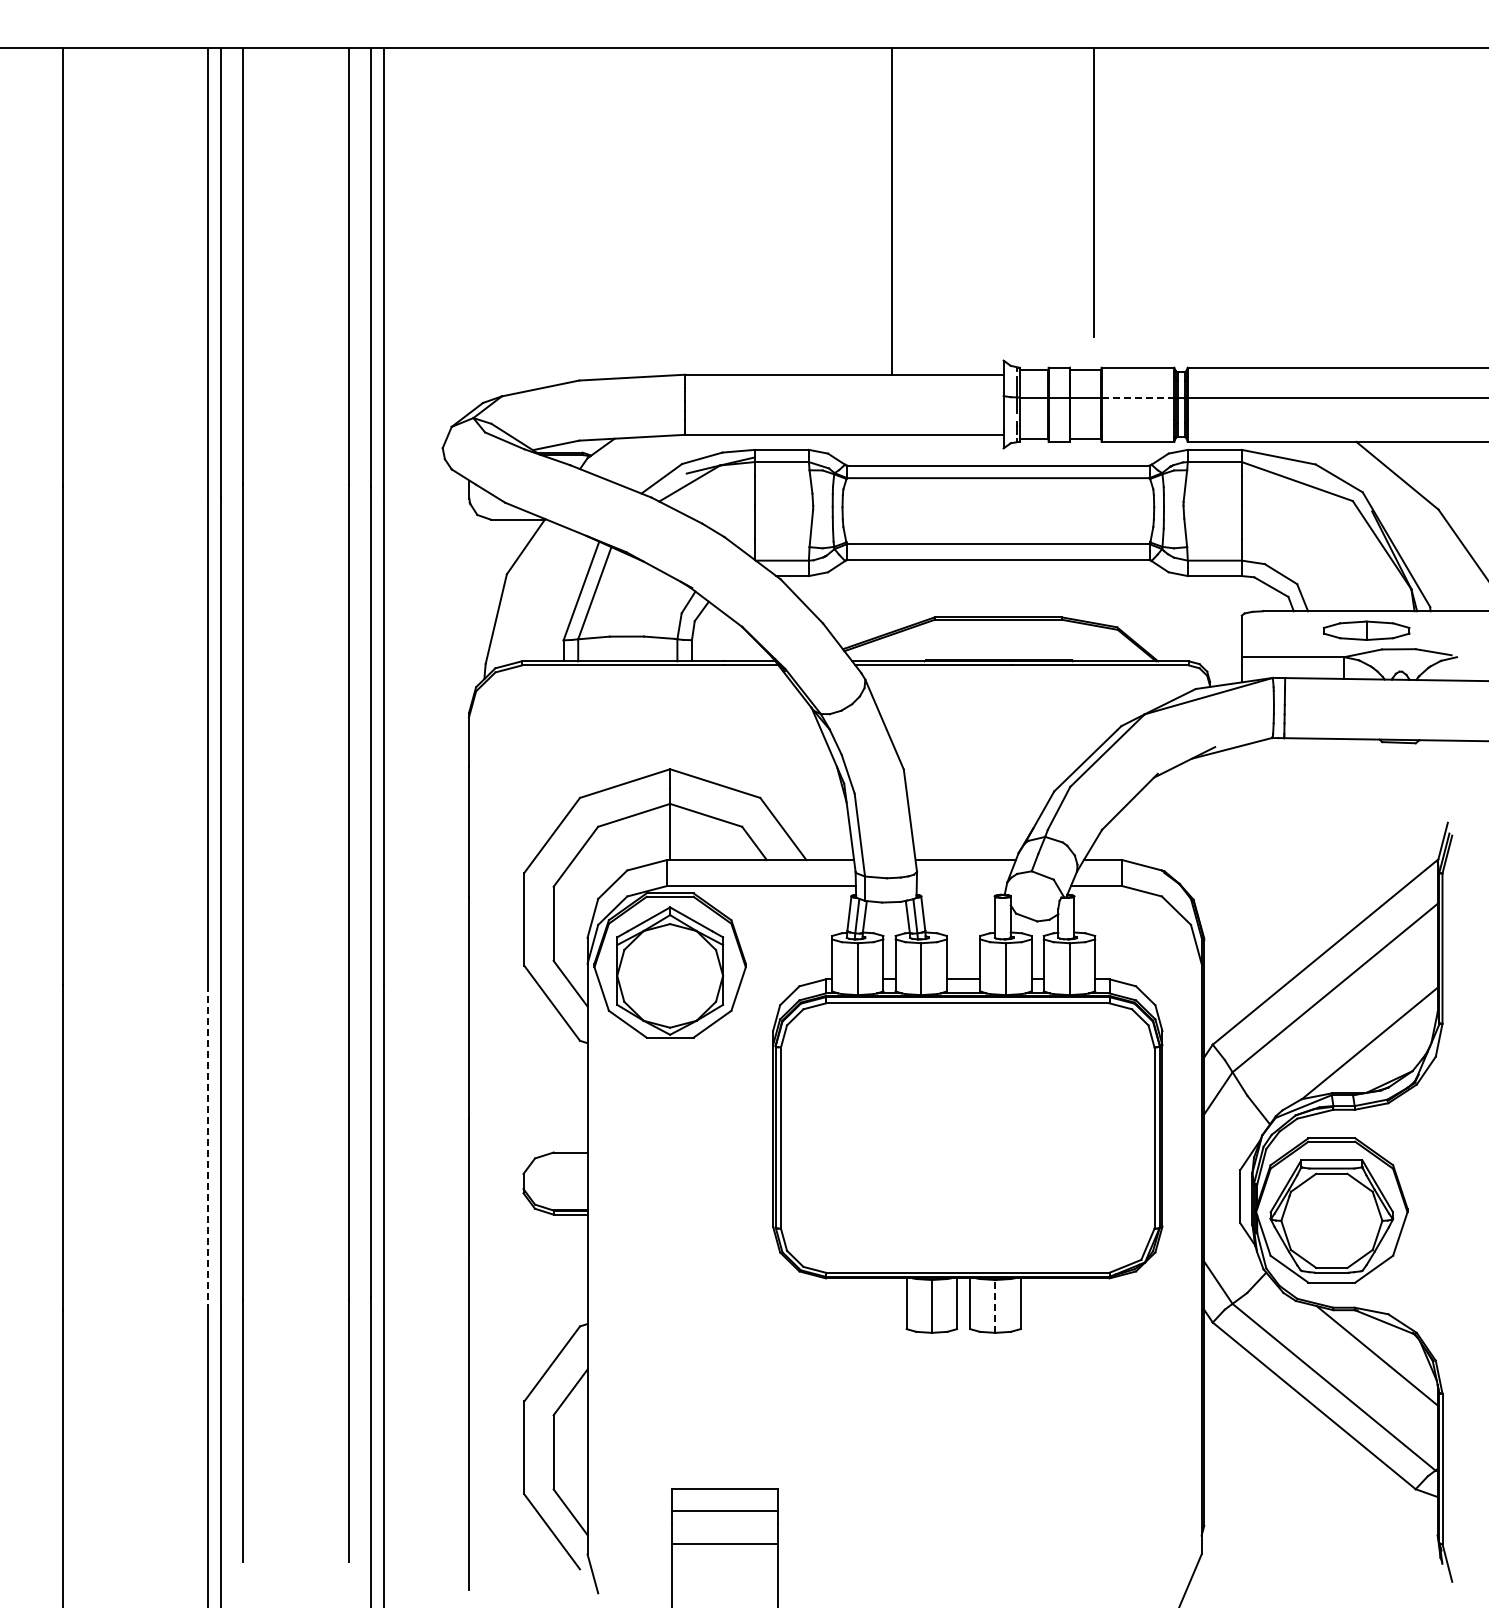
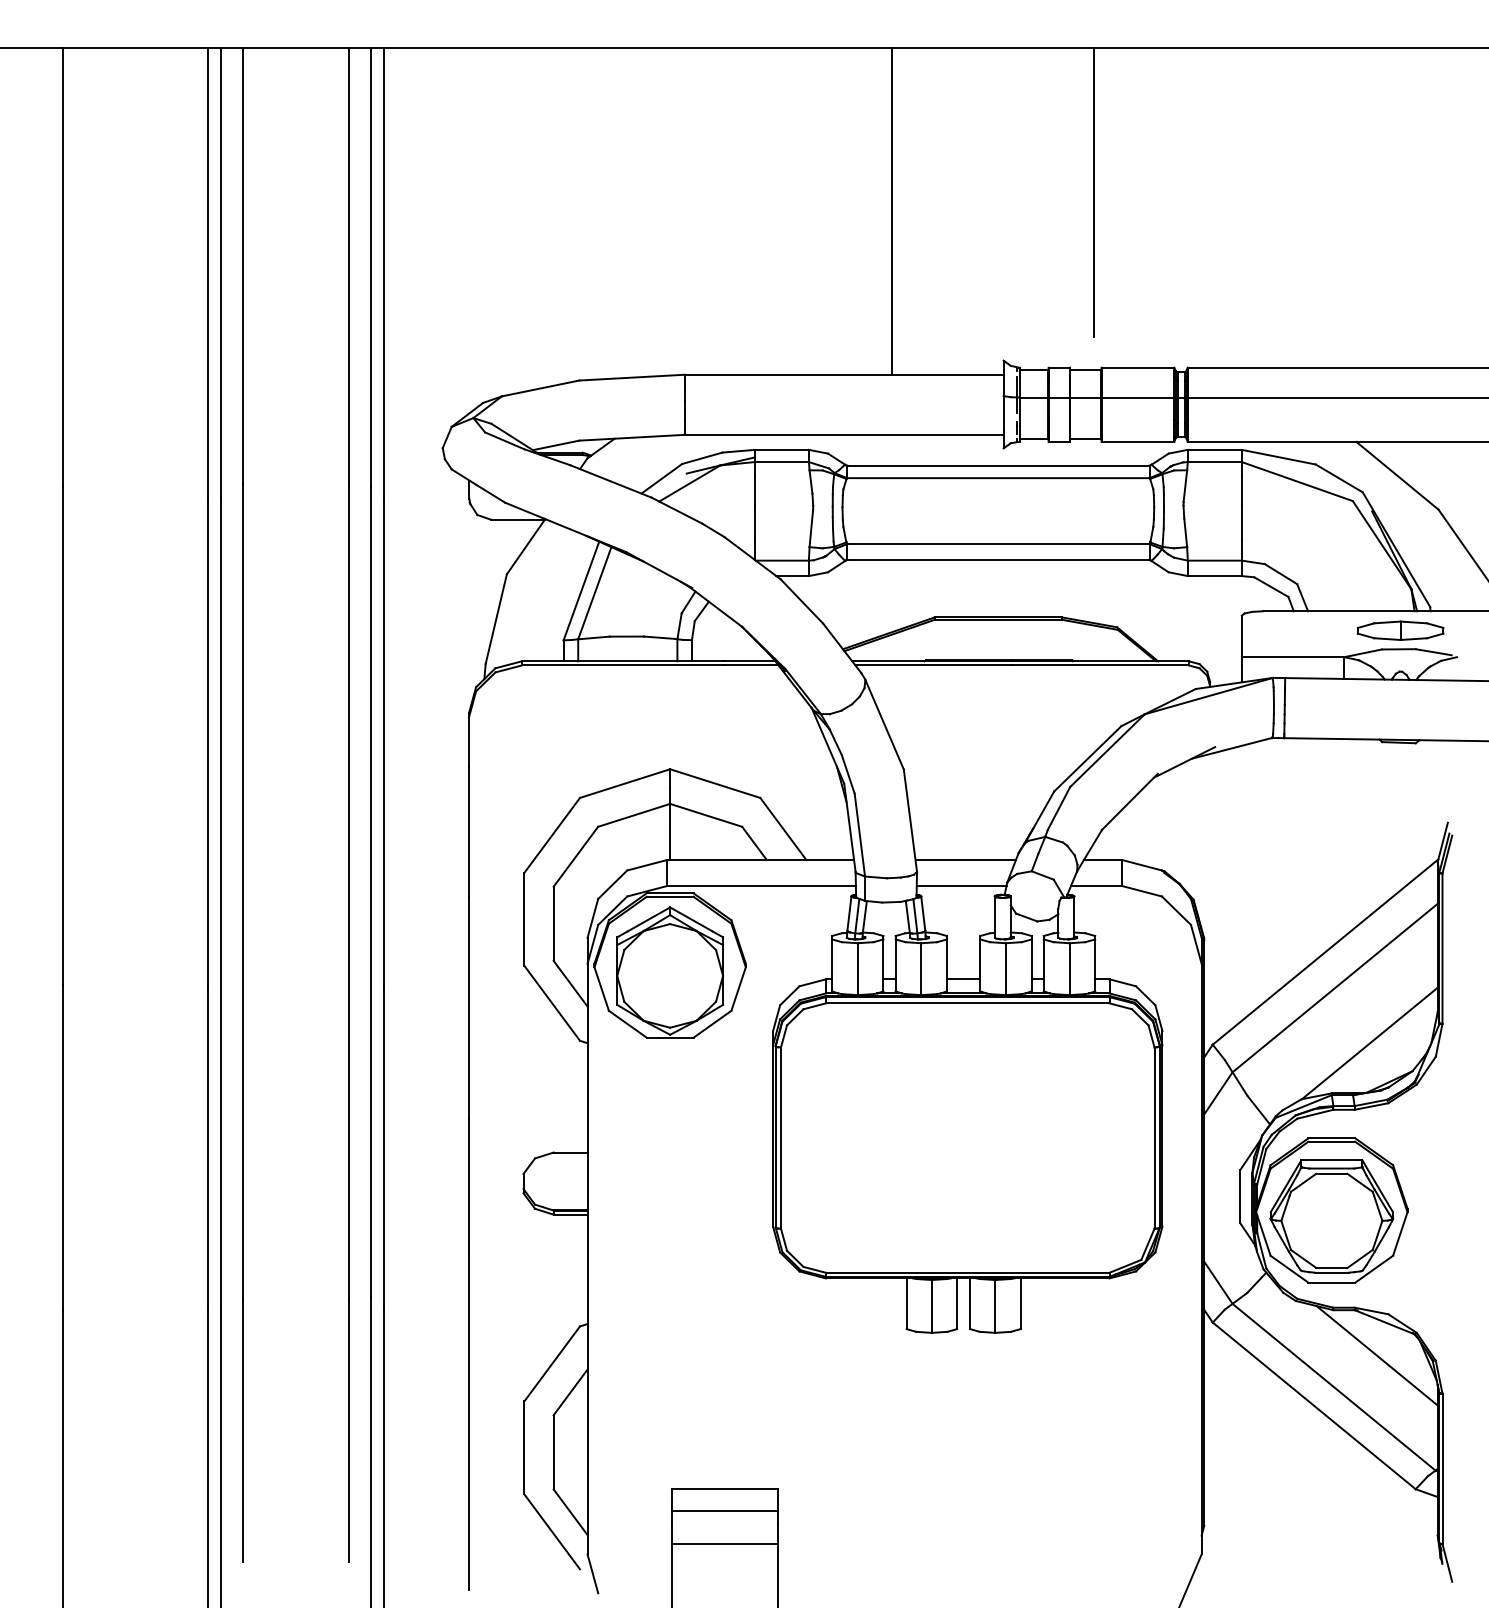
line: dashed -> solid (1138, 397)
part position: (1366, 630) -> (1400, 630) (1400, 630)
line: none -> present (961, 886)
line: dashed -> solid (208, 1147)
line: dashed -> solid (995, 1305)
